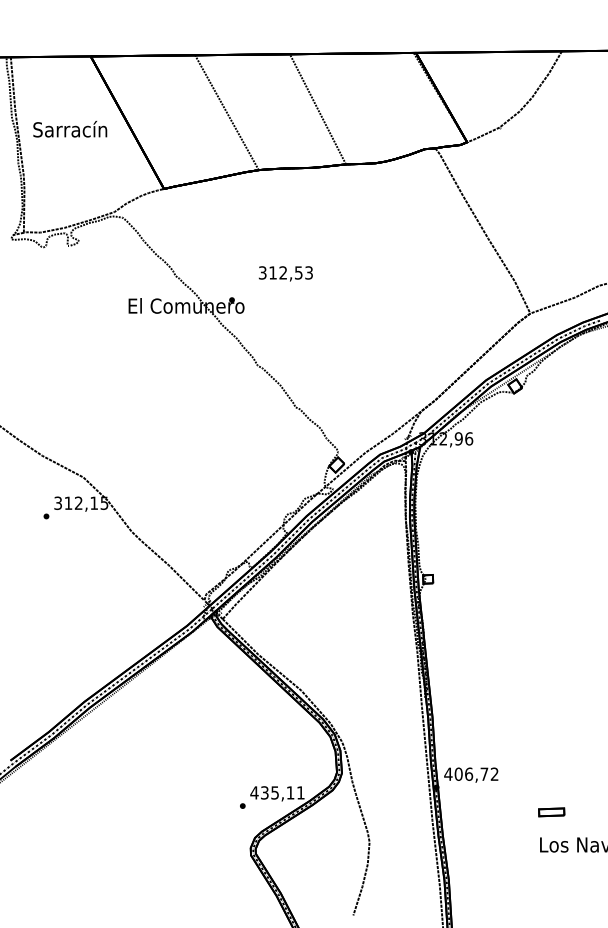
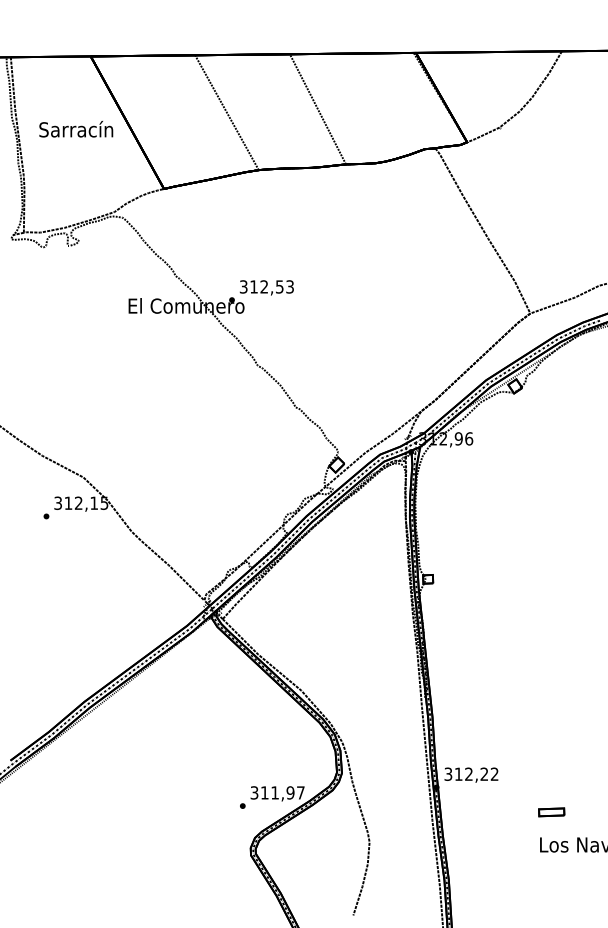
text position: (70, 129) -> (76, 129) (76, 129)
text position: (285, 273) -> (266, 287) (266, 287)
text: 406,72 -> 312,22 (466, 773)
text: 435,11 -> 311,97 (277, 792)
